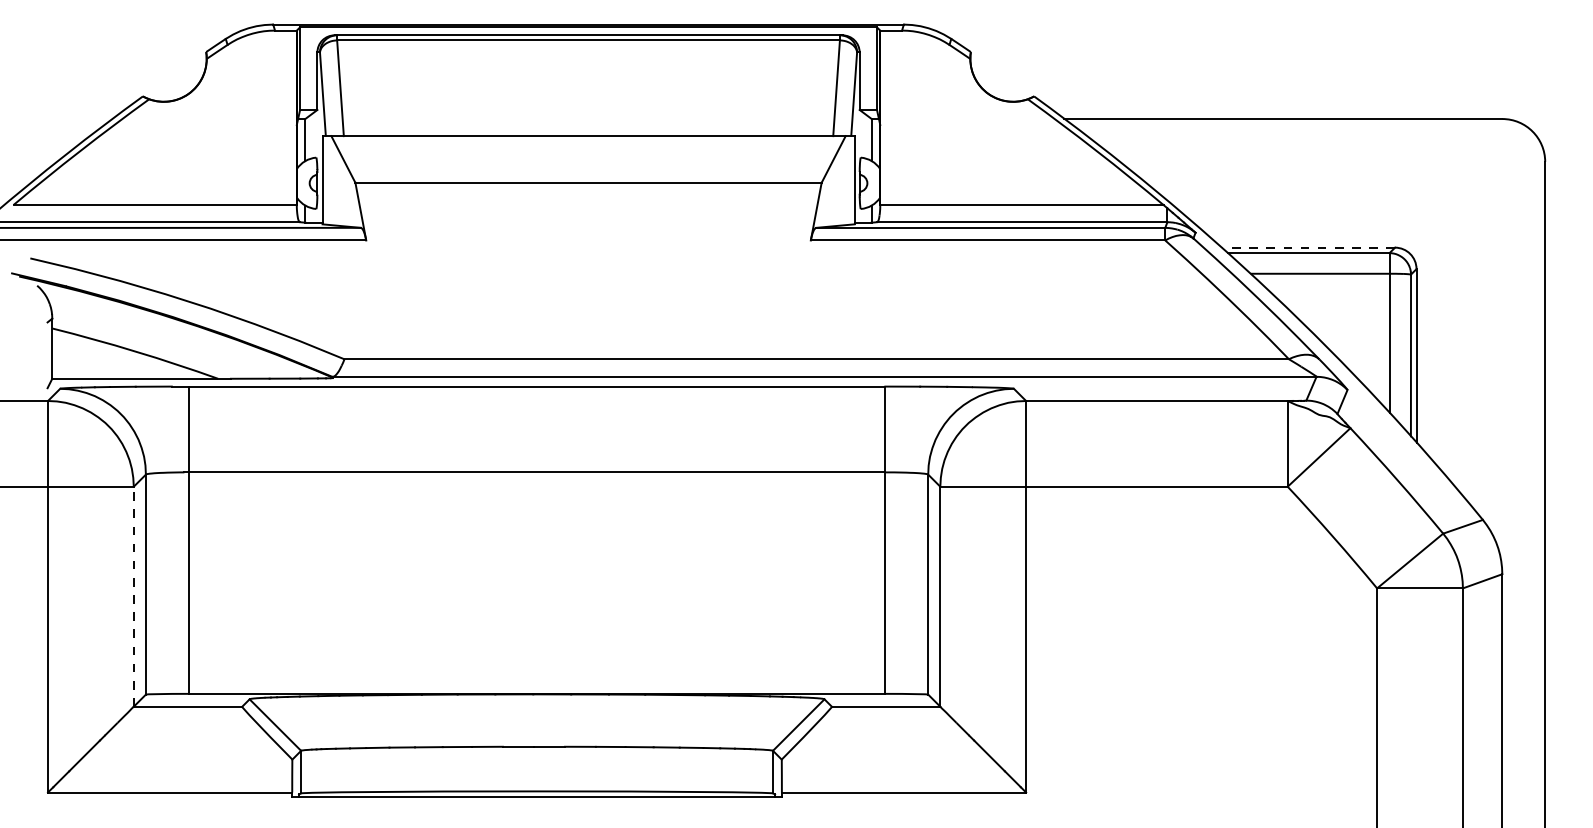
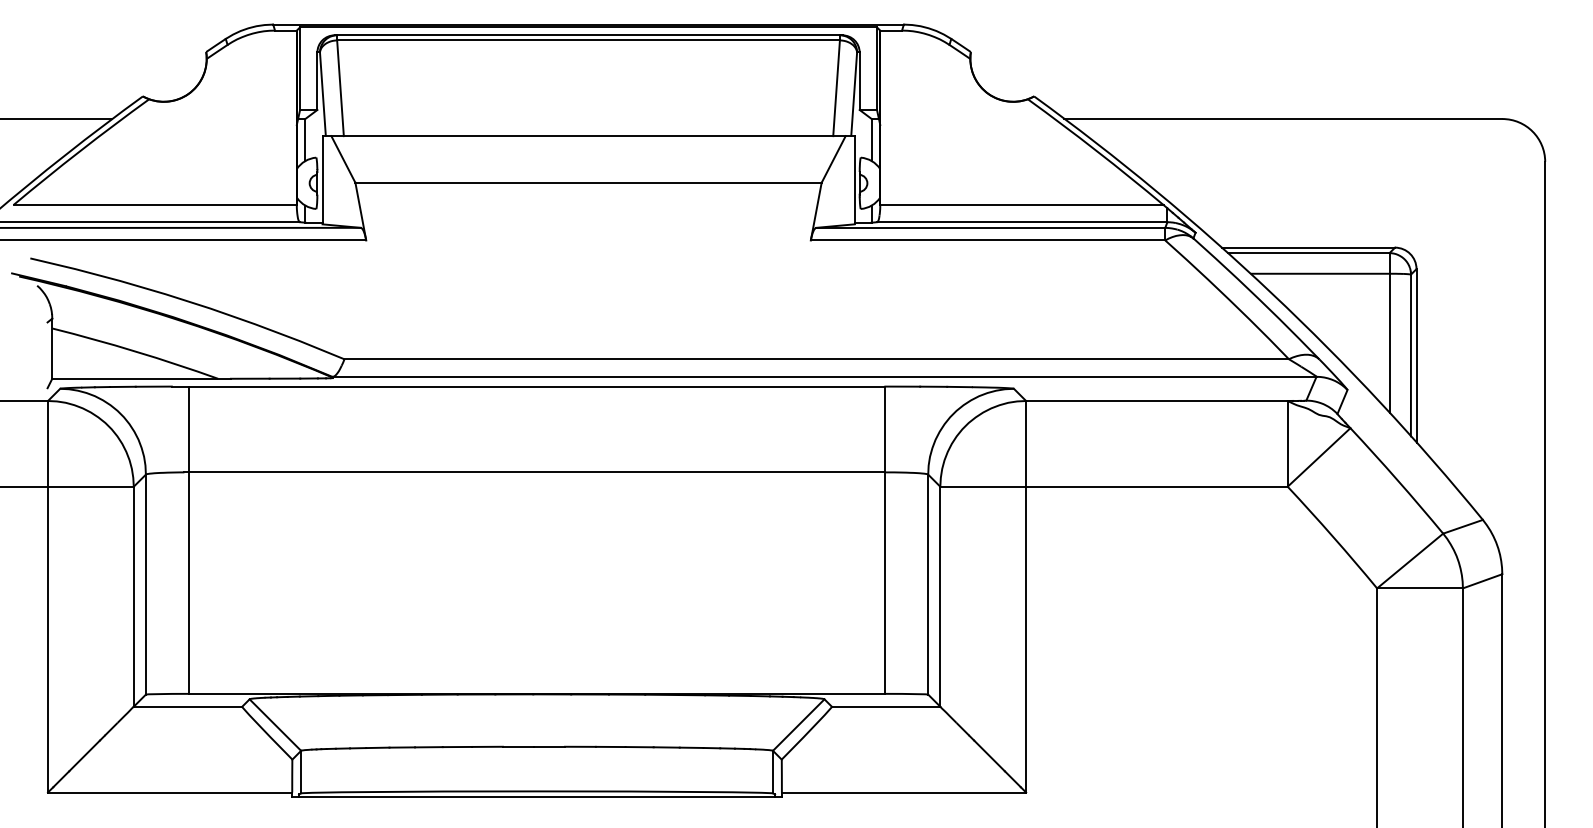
line: none -> present (57, 118)
line: dashed -> solid (1308, 247)
line: dashed -> solid (133, 596)
